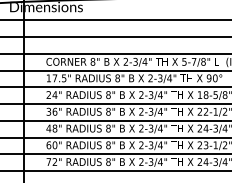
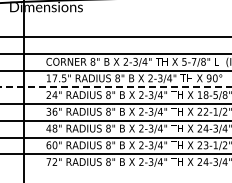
line: present -> none (115, 20)
line: solid -> dashed (116, 87)
line: present -> none (115, 171)
